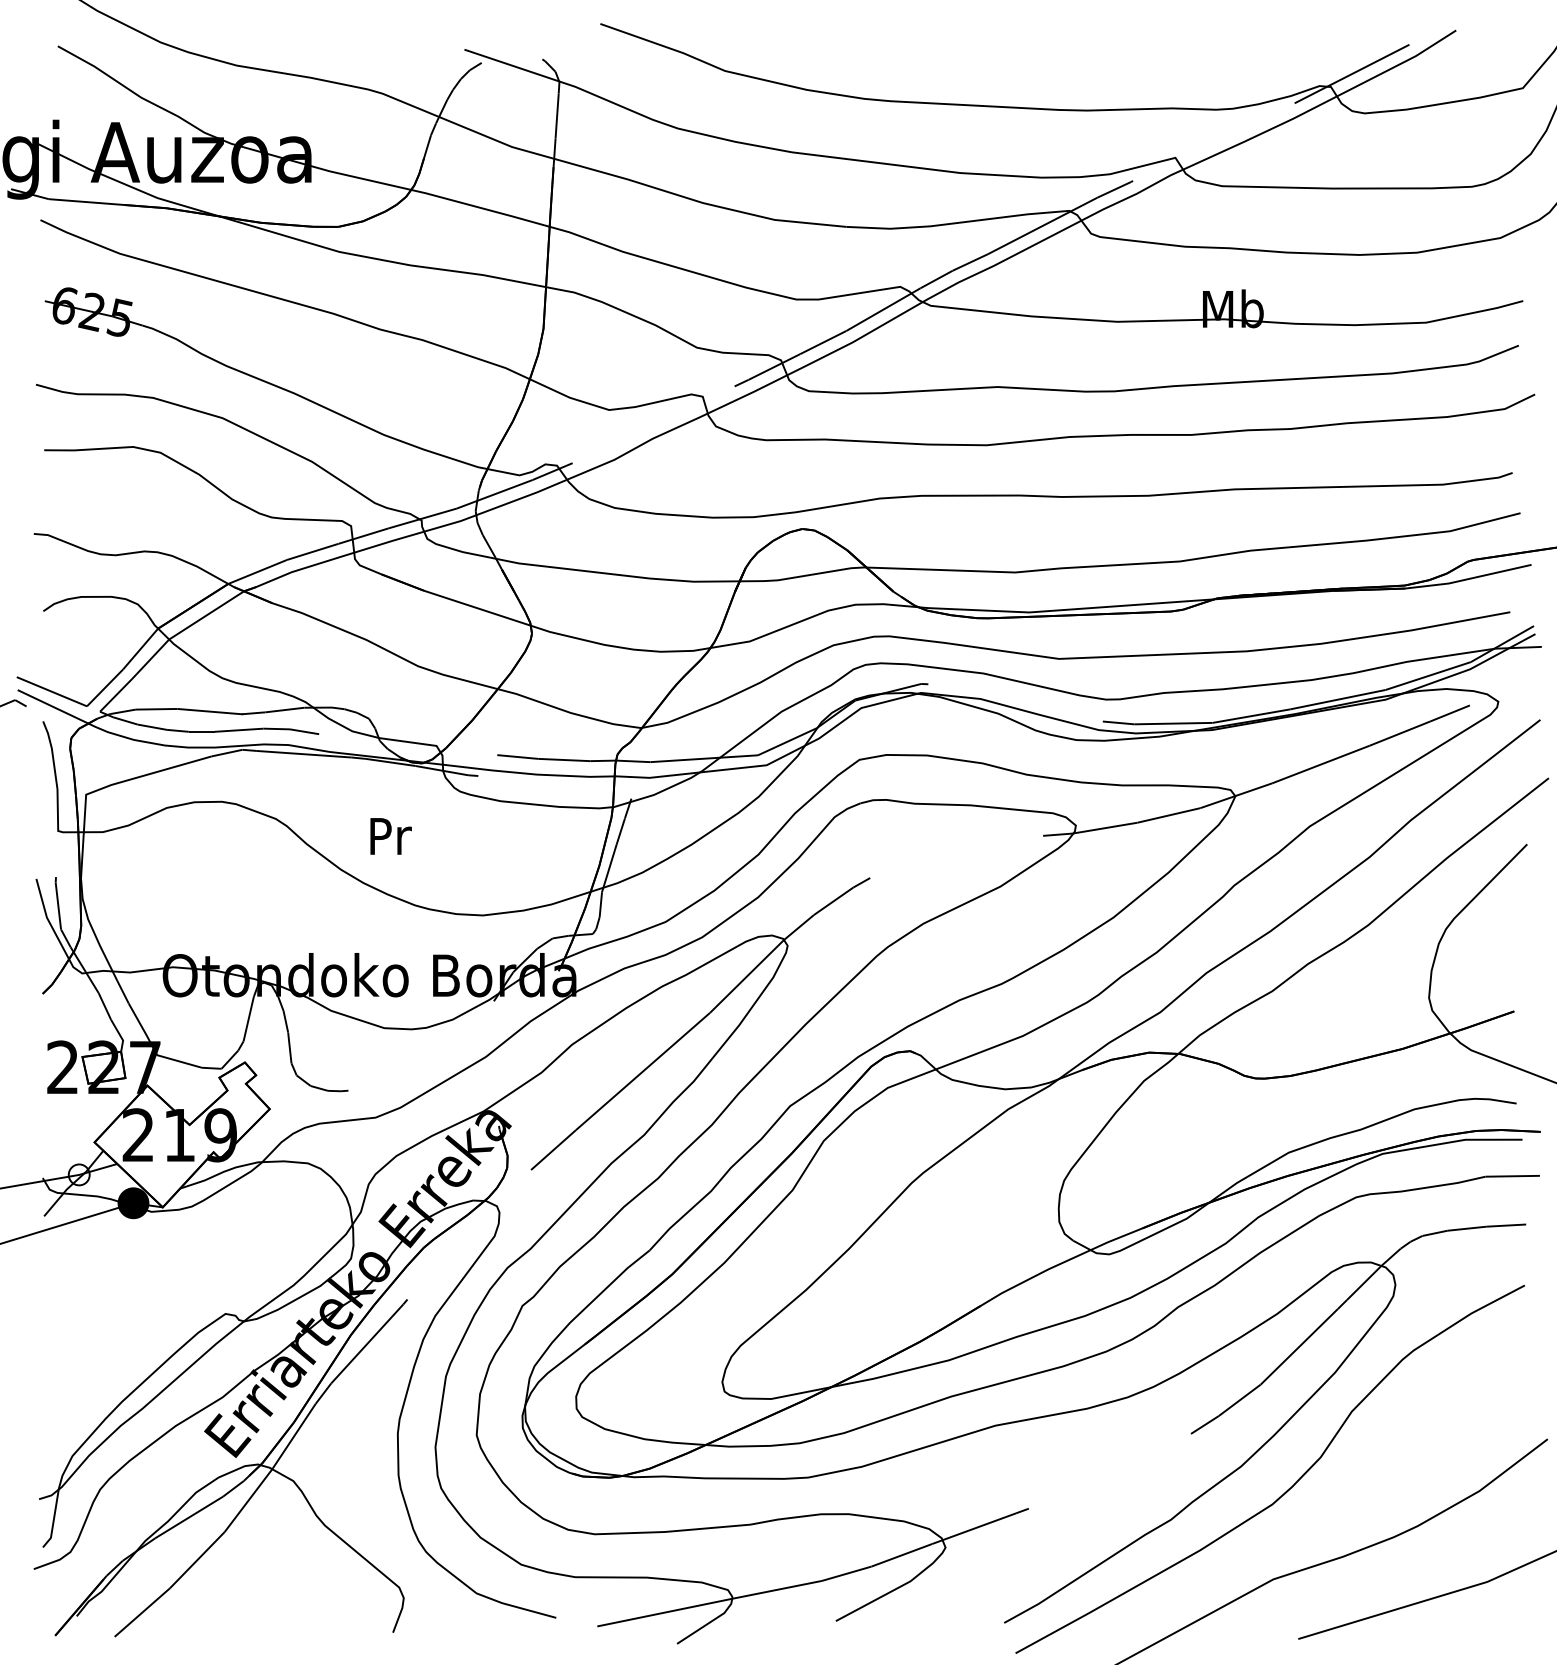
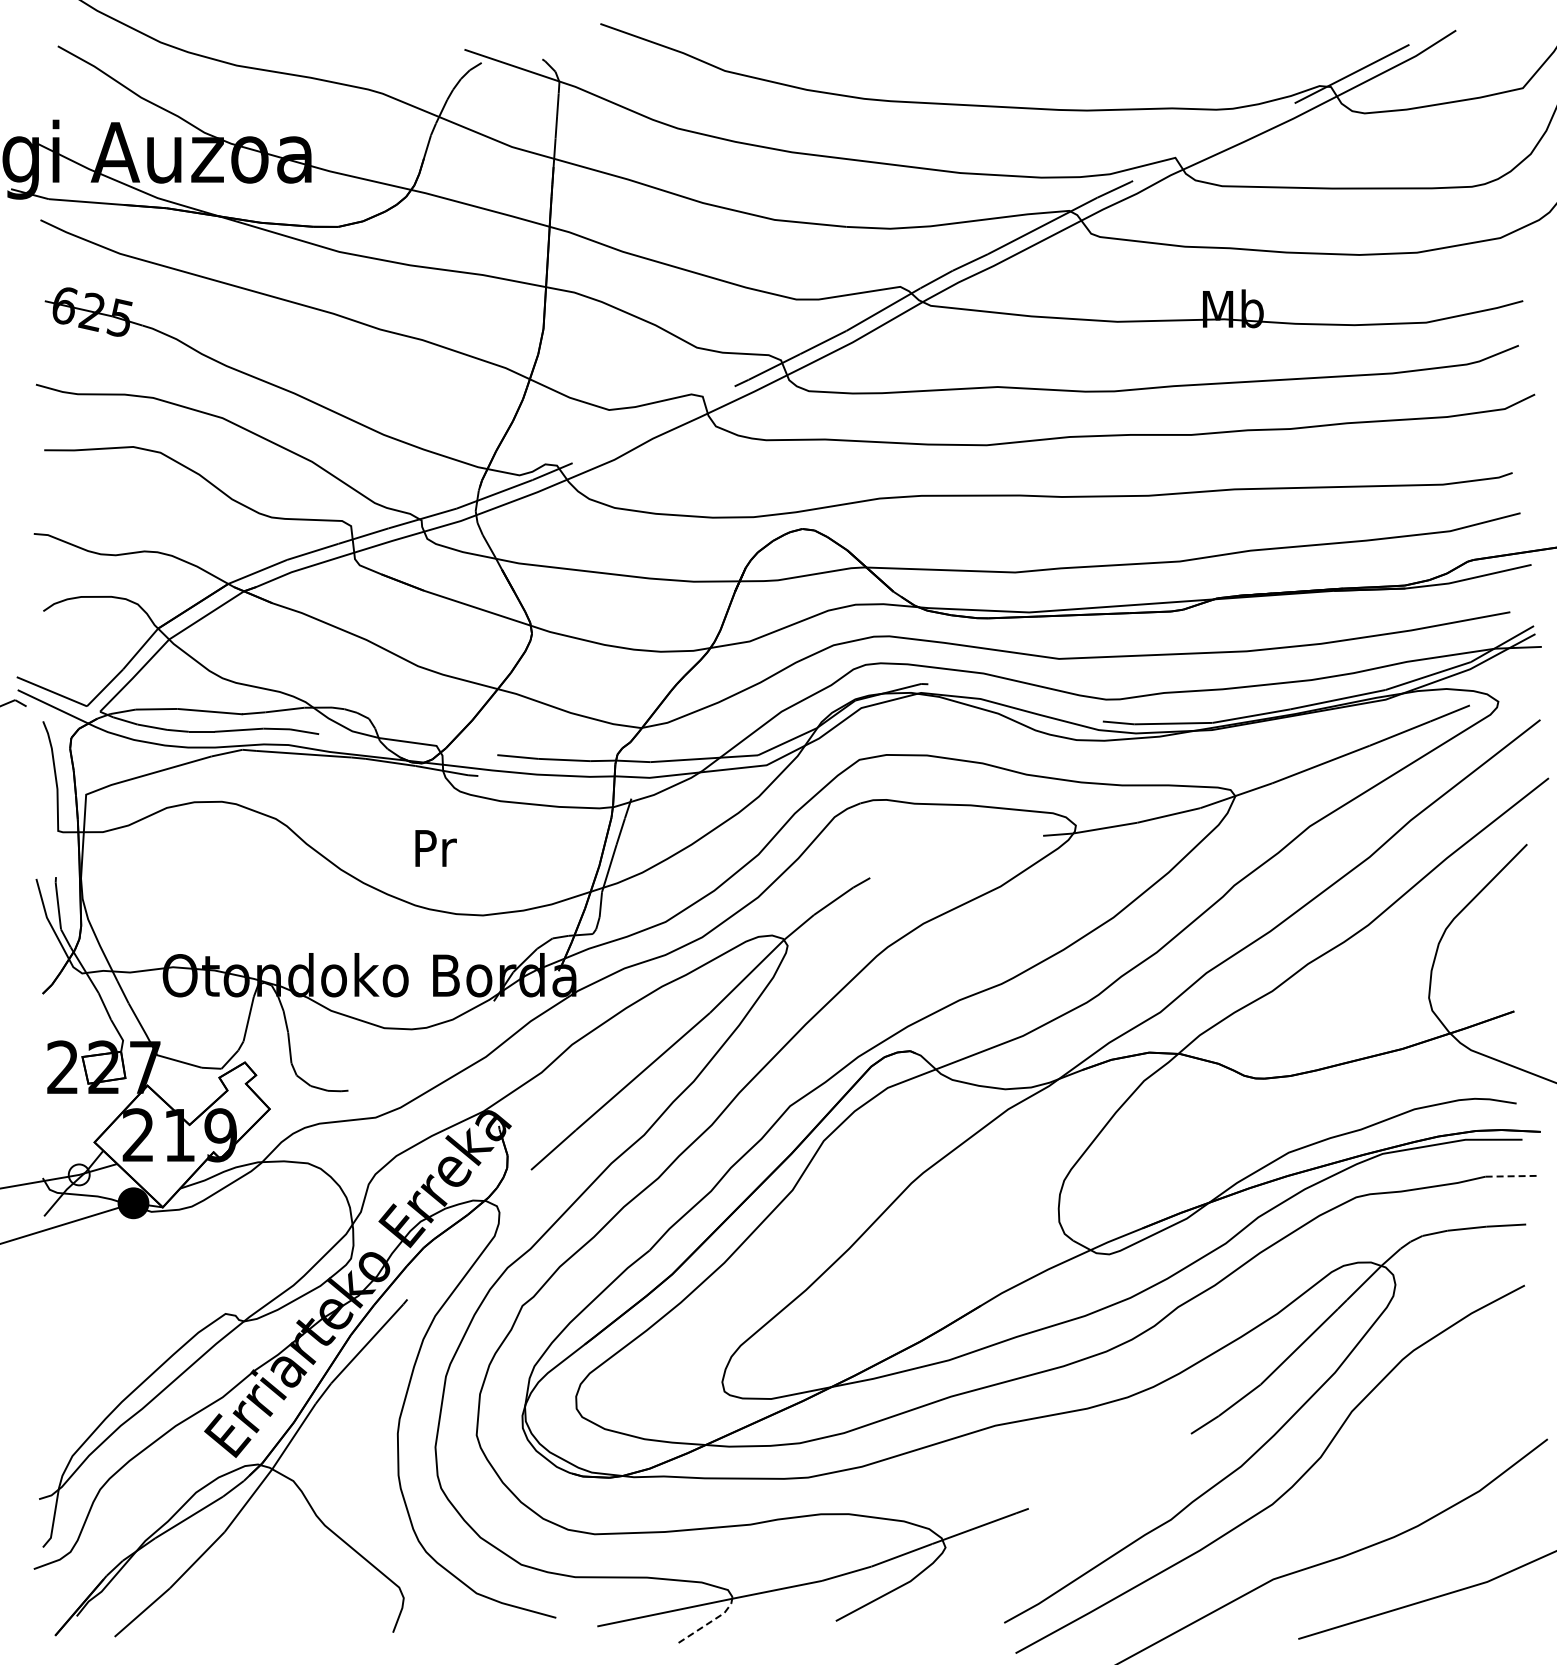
text position: (390, 836) -> (435, 848) (435, 848)
line: solid -> dashed (1513, 1176)
line: solid -> dashed (709, 1622)
